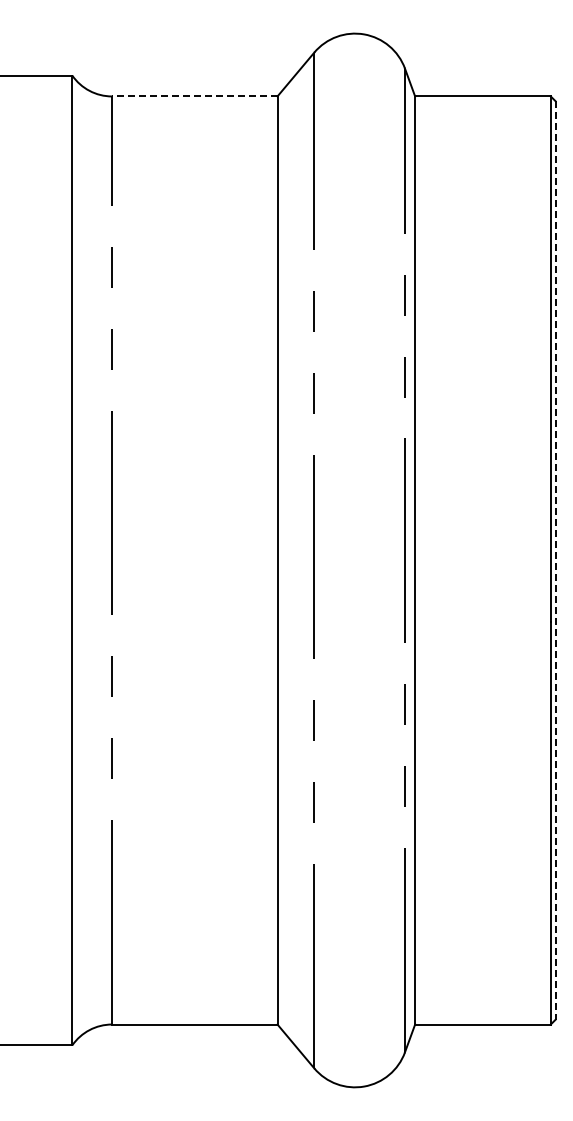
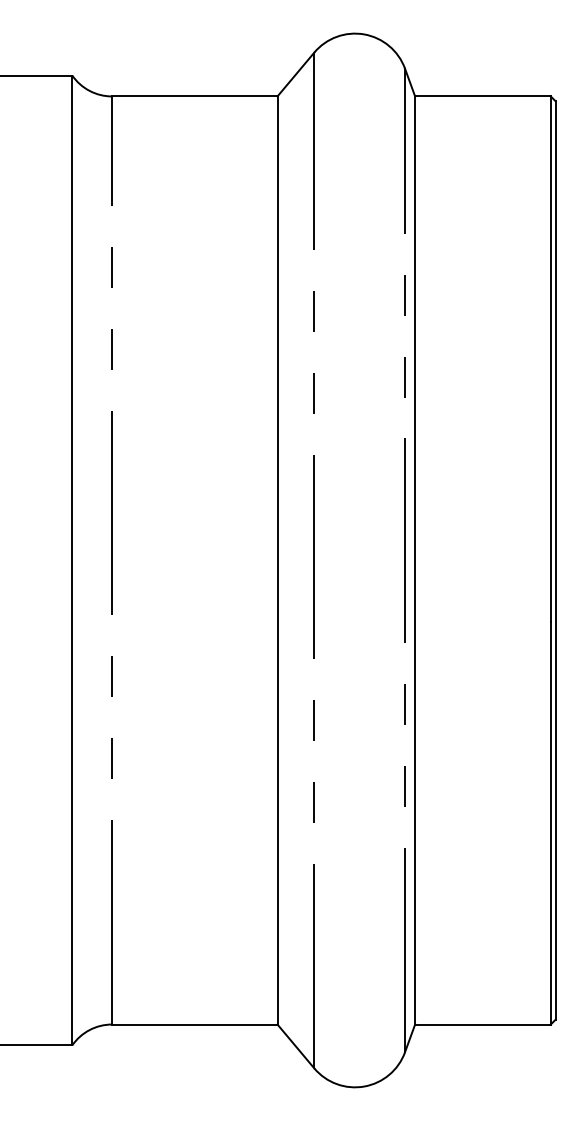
line: dashed -> solid (194, 96)
line: dashed -> solid (555, 560)
